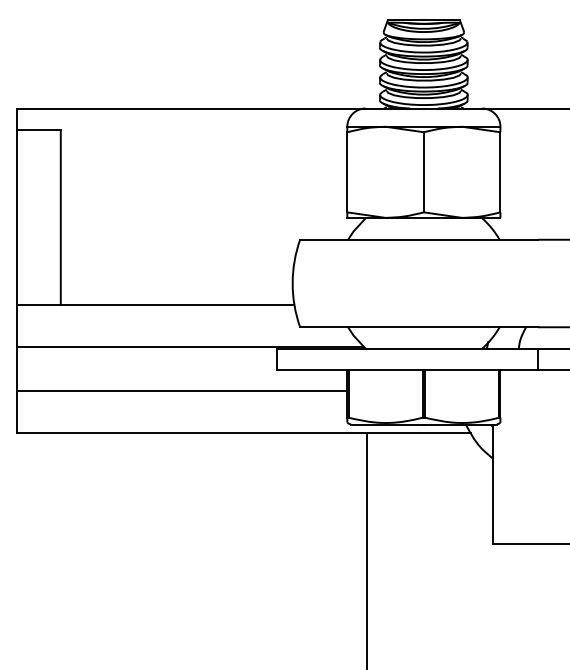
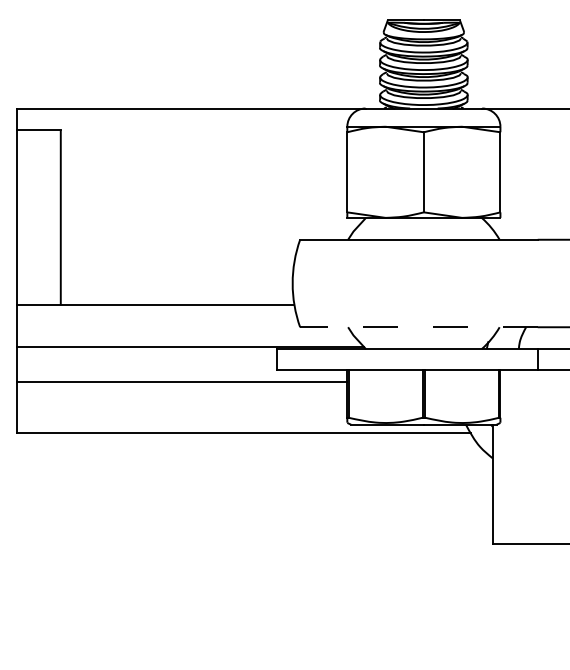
line: solid -> dashed (418, 327)
line position: (182, 390) -> (182, 381) (182, 381)
line: present -> none (367, 549)
